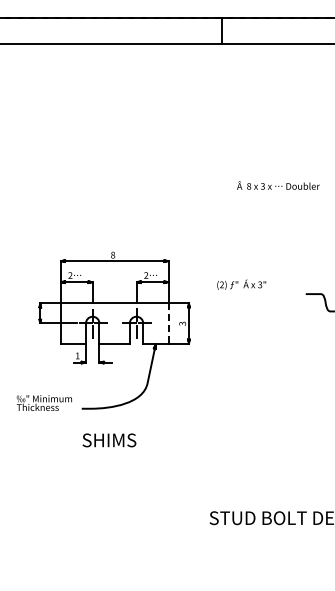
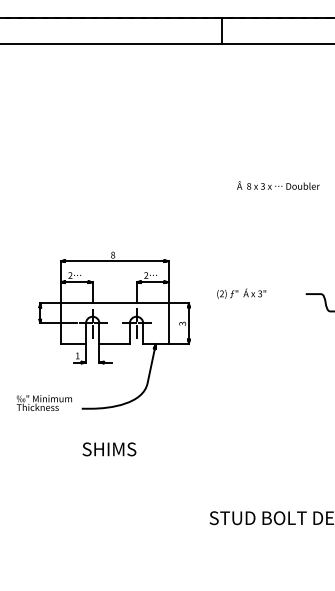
text position: (241, 284) -> (241, 293) (241, 293)
line: dashed -> solid (168, 323)
text position: (109, 440) -> (109, 449) (109, 449)
